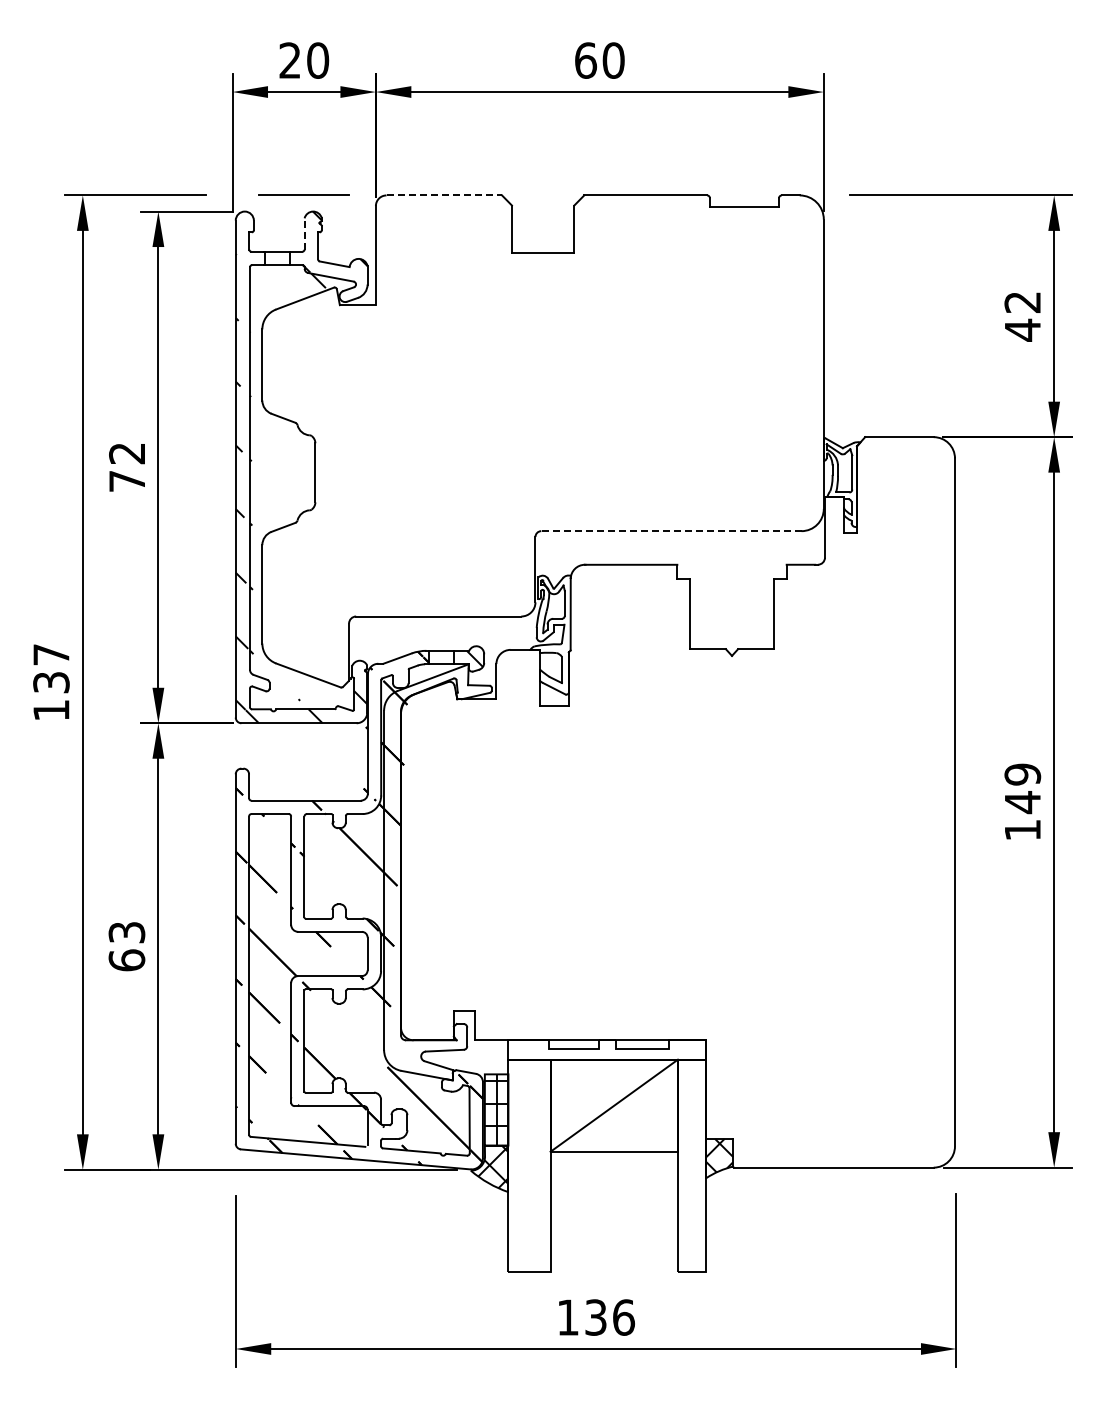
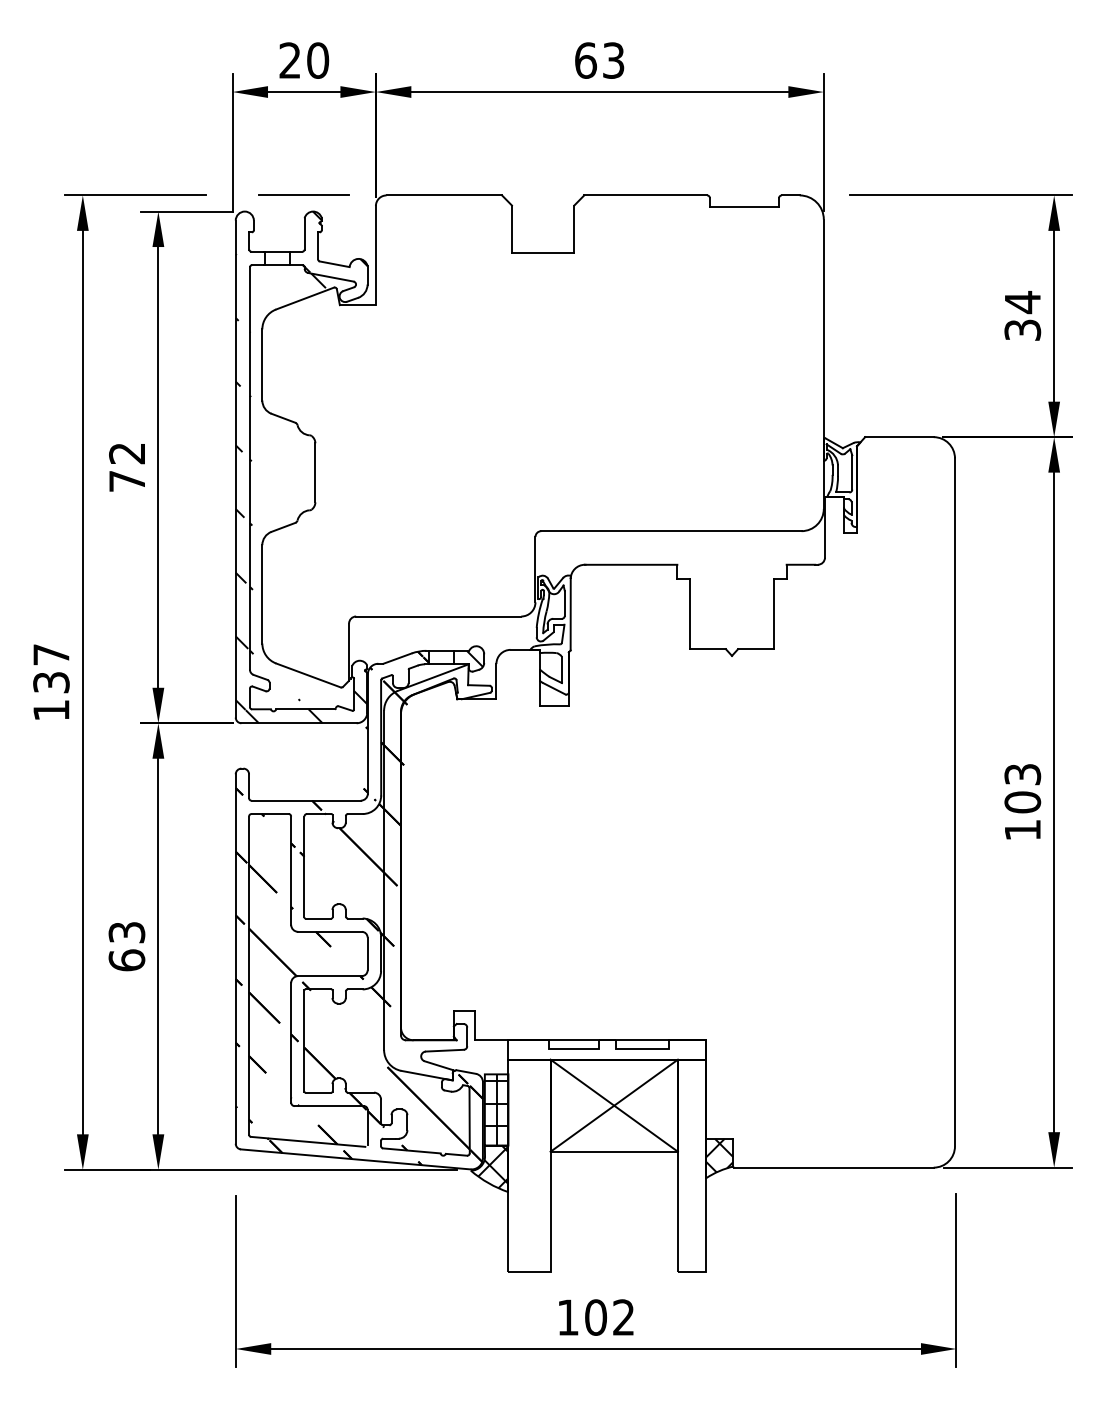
text: 60 -> 63 (613, 60)
line: dashed -> solid (444, 195)
line: dashed -> solid (304, 233)
text: 42 -> 34 (1022, 316)
line: dashed -> solid (670, 531)
text: 149 -> 103 (1022, 788)
line: none -> present (613, 1105)
text: 136 -> 102 (609, 1317)
